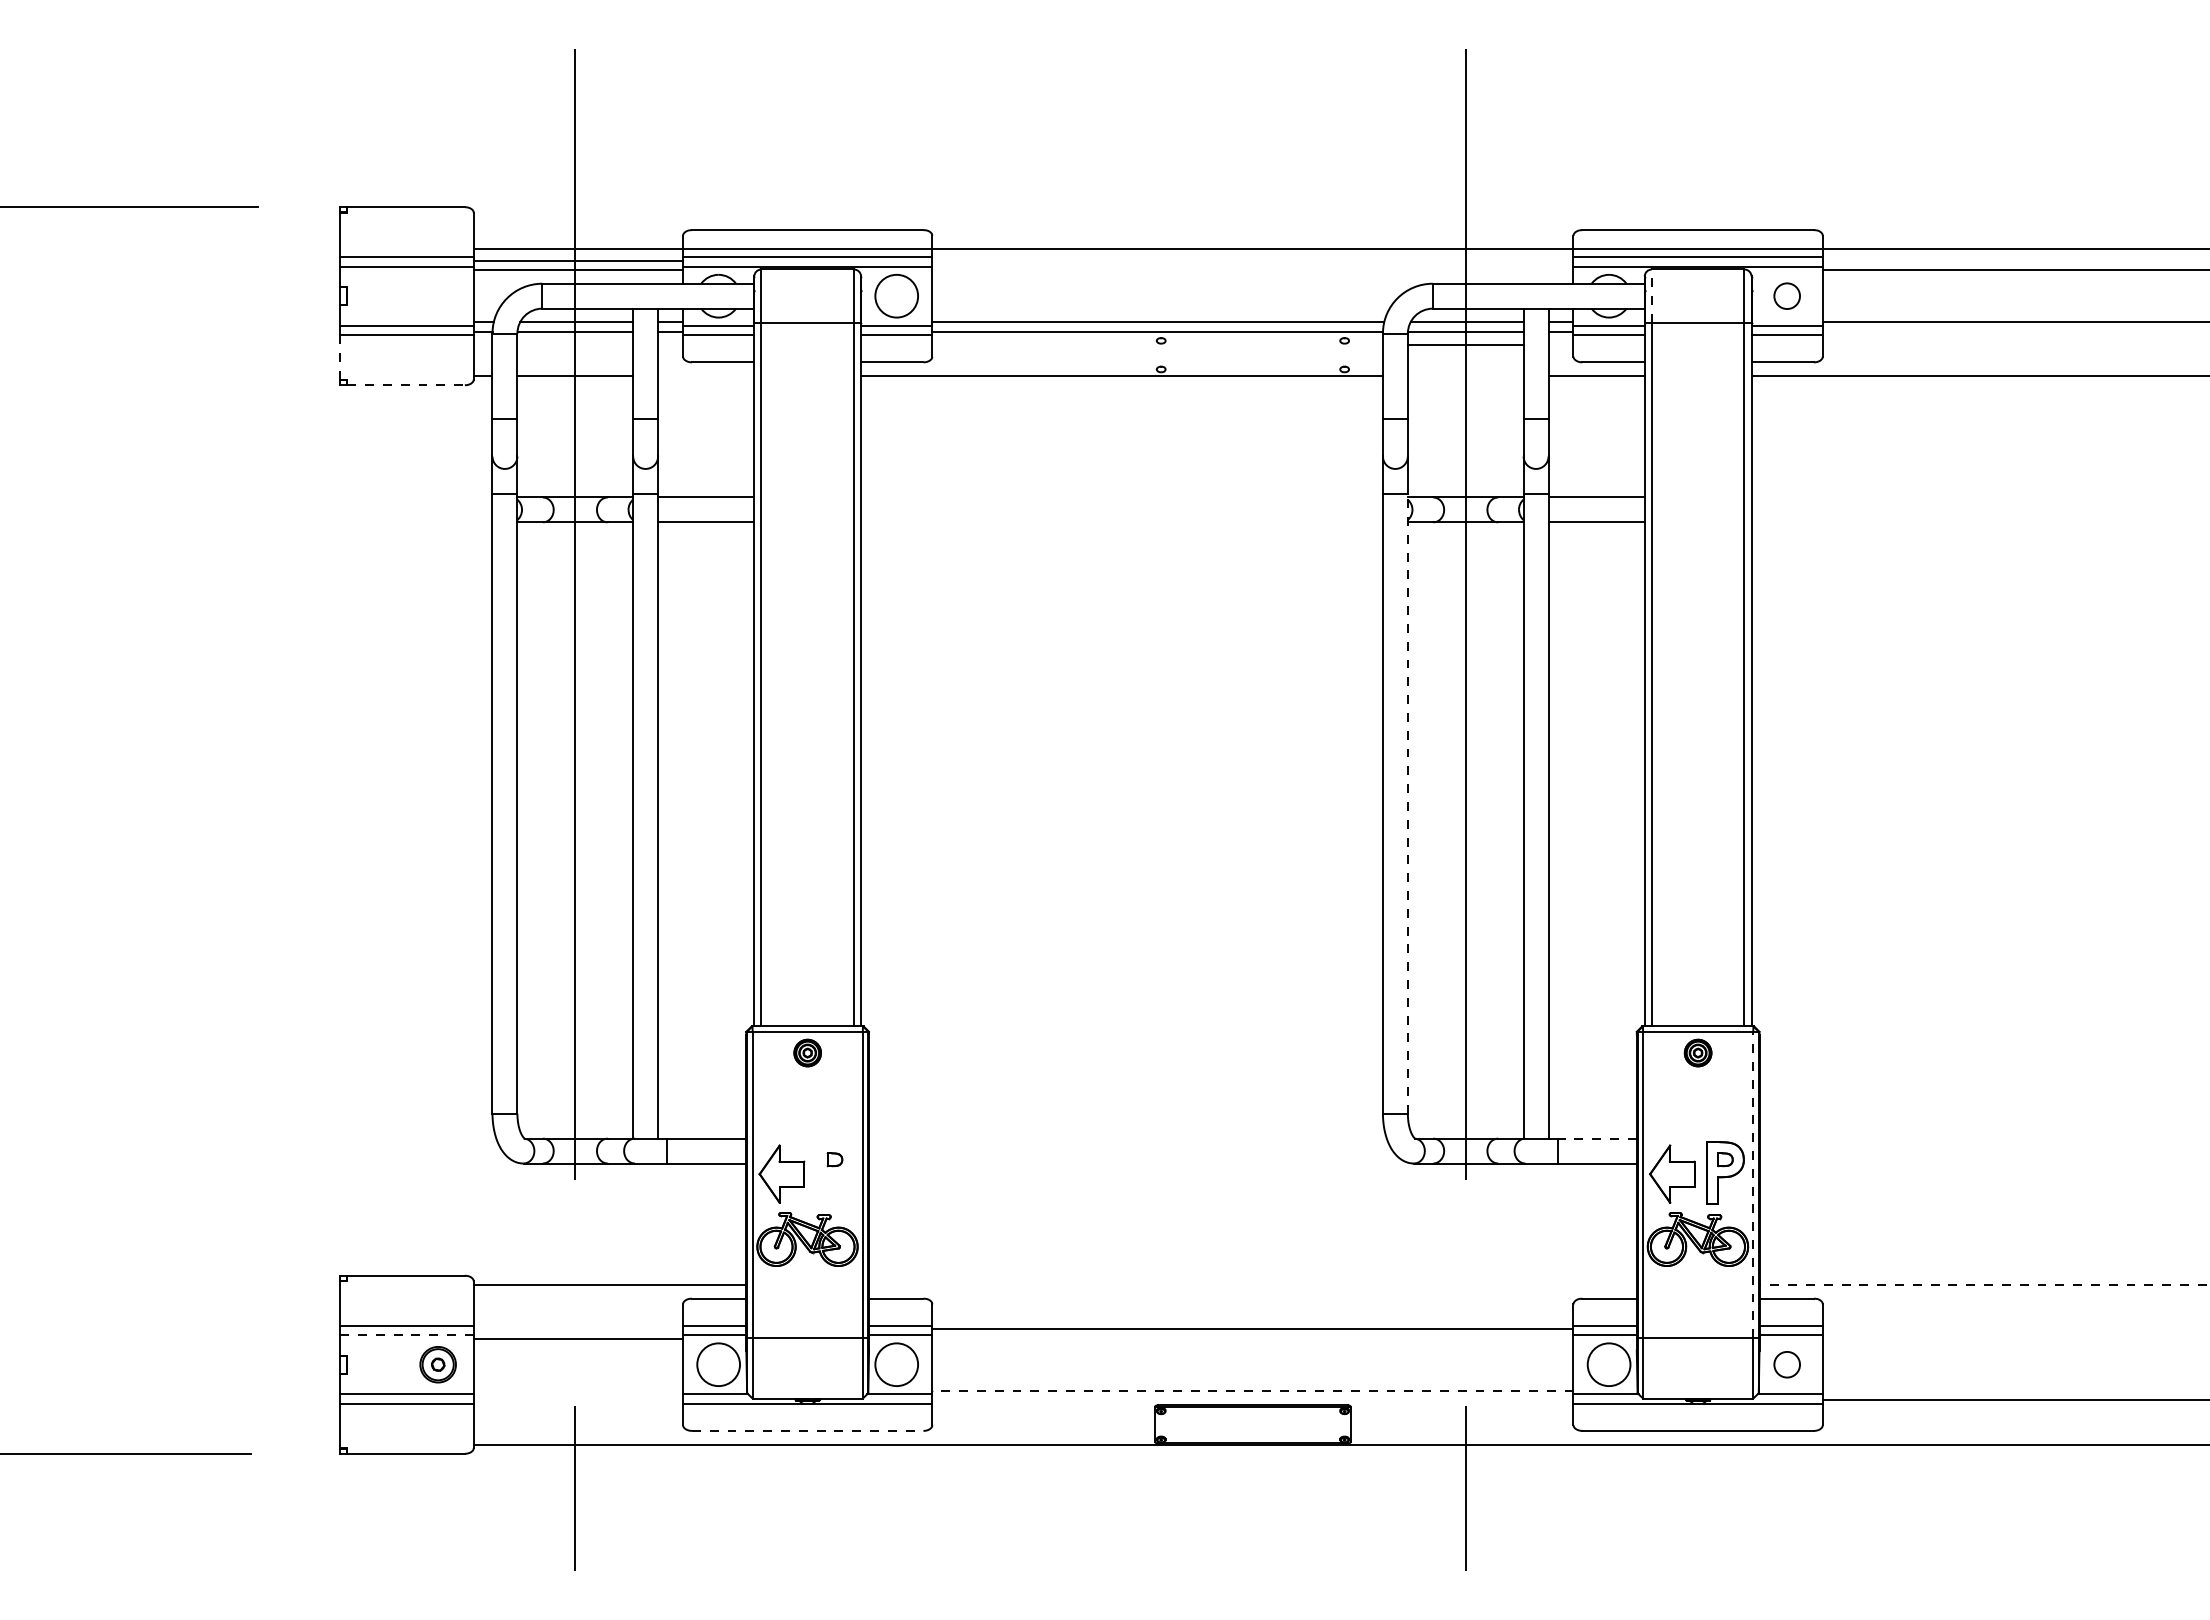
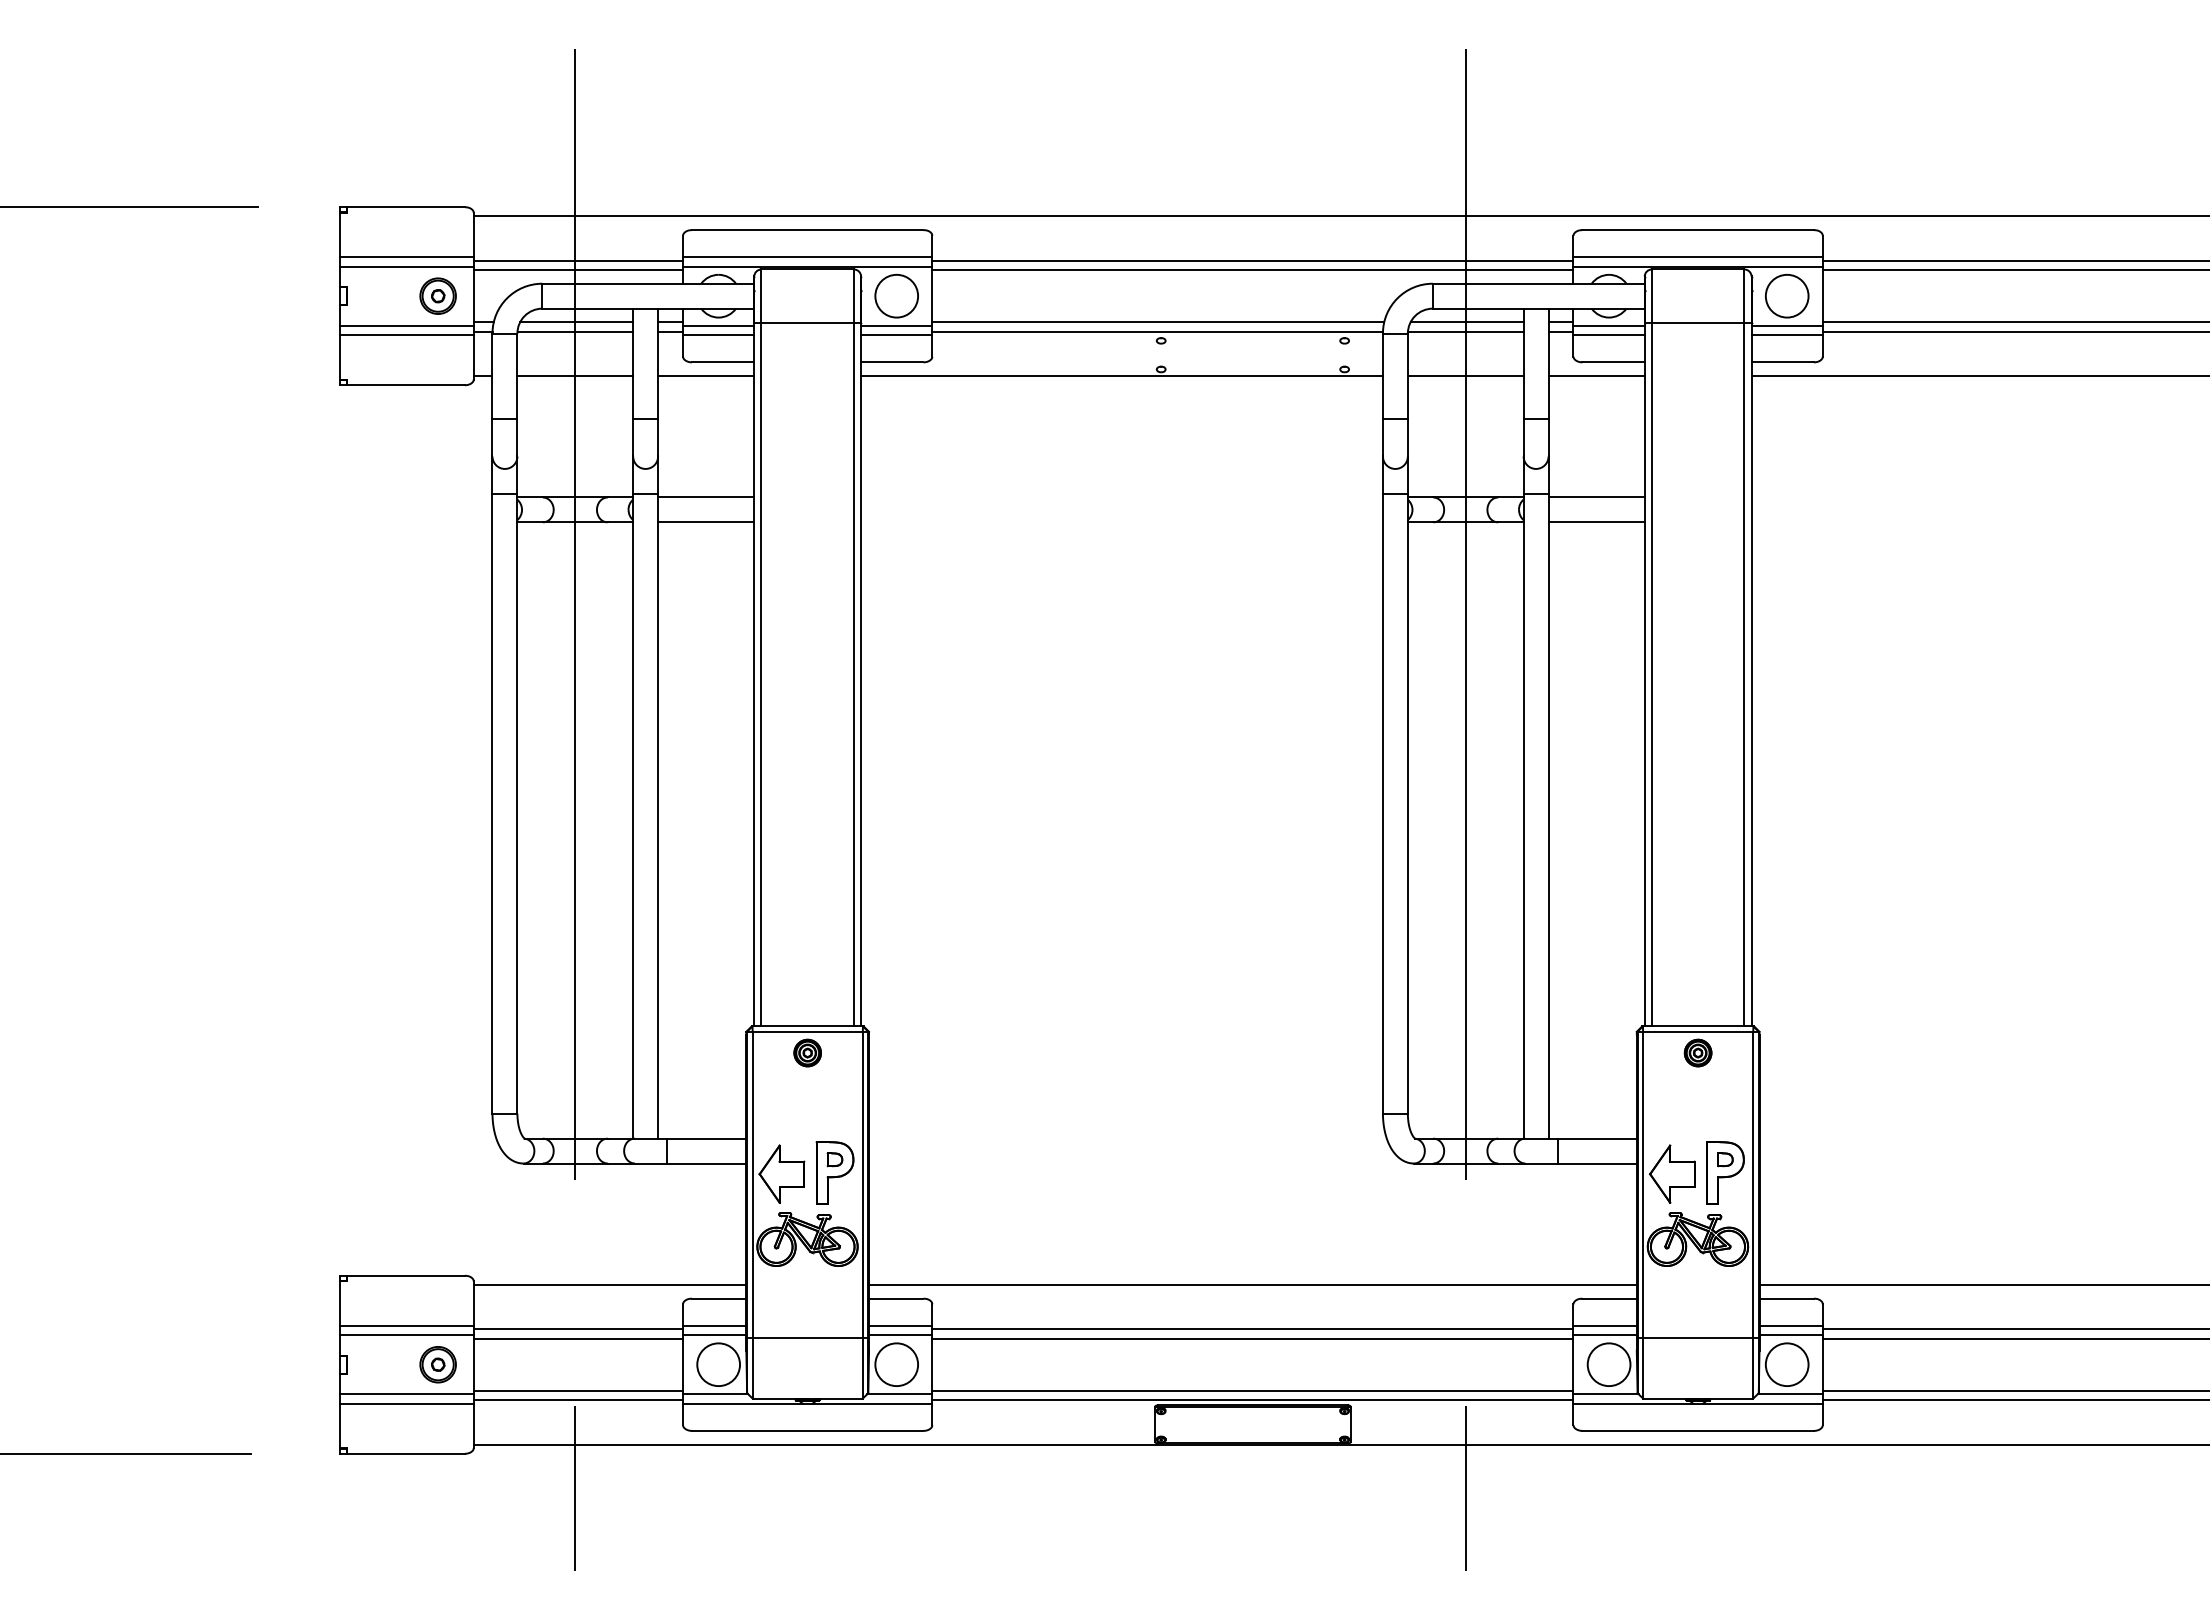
line position: (1339, 249) -> (1339, 216) (1339, 216)
line: none -> present (1252, 260)
line: none -> present (2014, 260)
line: none -> present (1252, 270)
part: none -> present (437, 295)
line: dashed -> solid (1651, 296)
circle diameter: 26 px -> 43 px (1786, 295)
line: none -> present (2014, 331)
line position: (1465, 345) -> (1465, 376) (1465, 376)
line: dashed -> solid (340, 357)
line: none -> present (706, 376)
line: dashed -> solid (406, 385)
line: dashed -> solid (1407, 803)
line: dashed -> solid (1597, 1138)
part: none -> present (834, 1172)
line: dashed -> solid (1753, 1184)
line: none -> present (1252, 1284)
line: dashed -> solid (1984, 1284)
line: none -> present (578, 1329)
line: none -> present (2014, 1329)
line: dashed -> solid (407, 1335)
line: none -> present (1252, 1338)
line: none -> present (2014, 1338)
circle diameter: 26 px -> 43 px (1786, 1364)
line: none -> present (578, 1390)
line: dashed -> solid (1252, 1390)
line: none -> present (2014, 1390)
line: none -> present (578, 1400)
line: none -> present (1252, 1400)
line: dashed -> solid (807, 1430)
